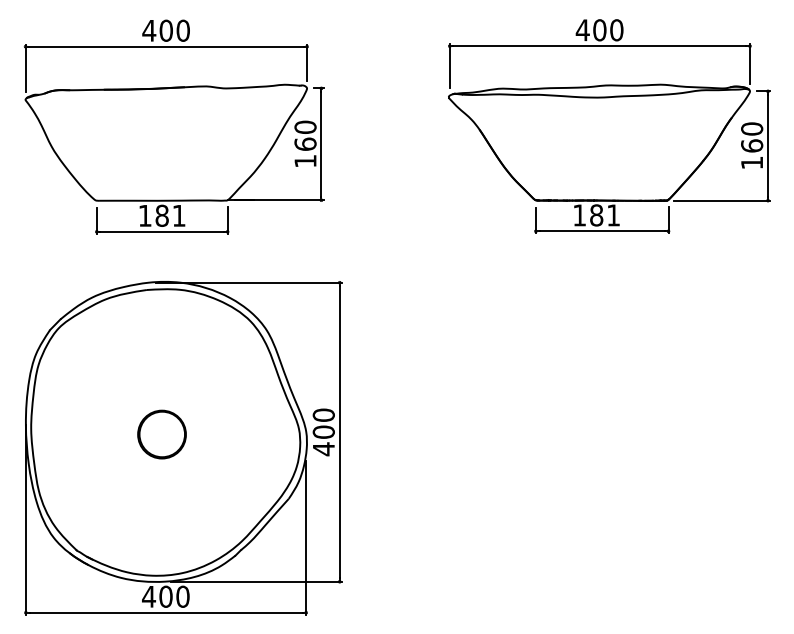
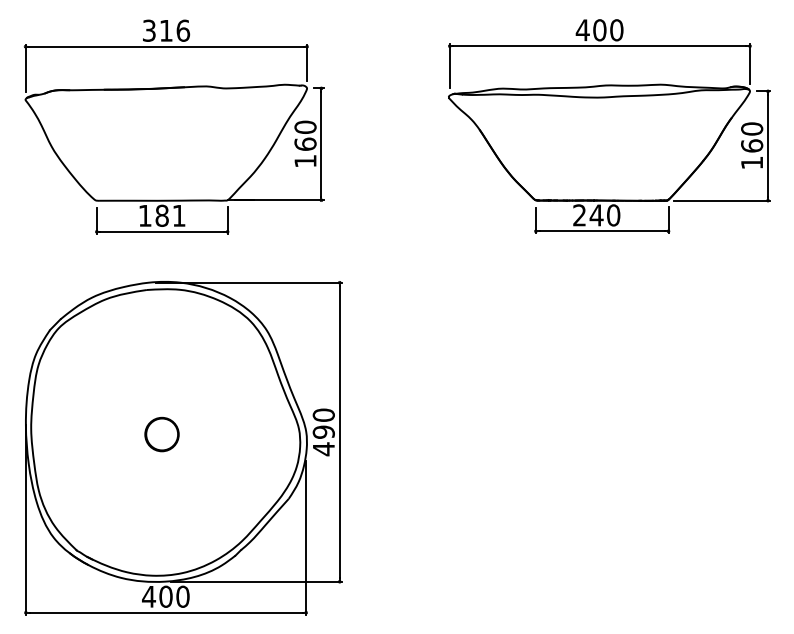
text: 400 -> 316 (166, 30)
text: 181 -> 240 (596, 215)
text: 400 -> 490 (323, 431)
part size: 50x51 px -> 36x37 px (161, 434)
